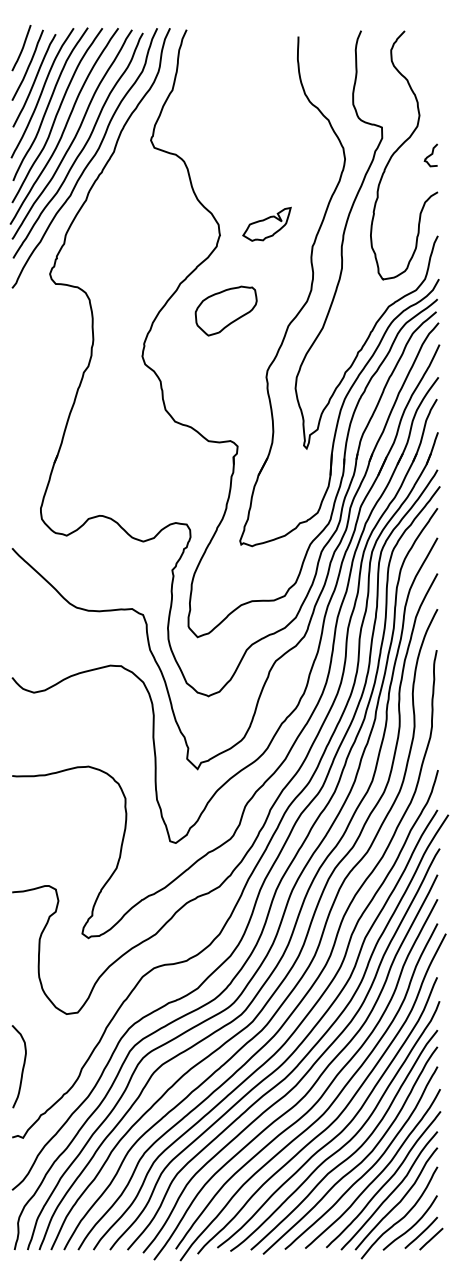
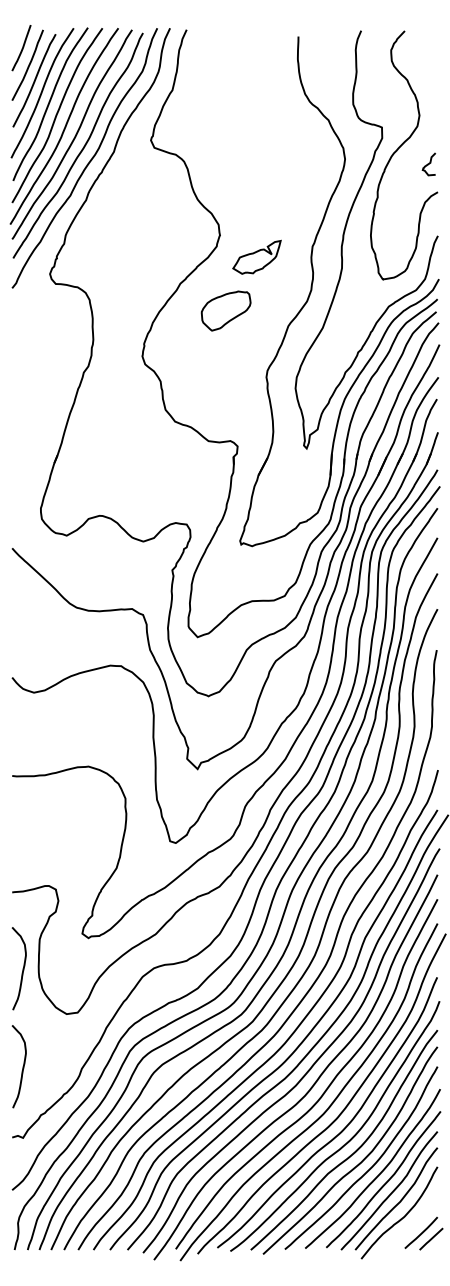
curve position: (430, 155) -> (428, 164) (428, 164)
part position: (266, 223) -> (256, 256) (256, 256)
part size: 64x52 px -> 52x42 px (225, 310)
curve: none -> present (22, 968)
curve: present -> none (412, 1225)
